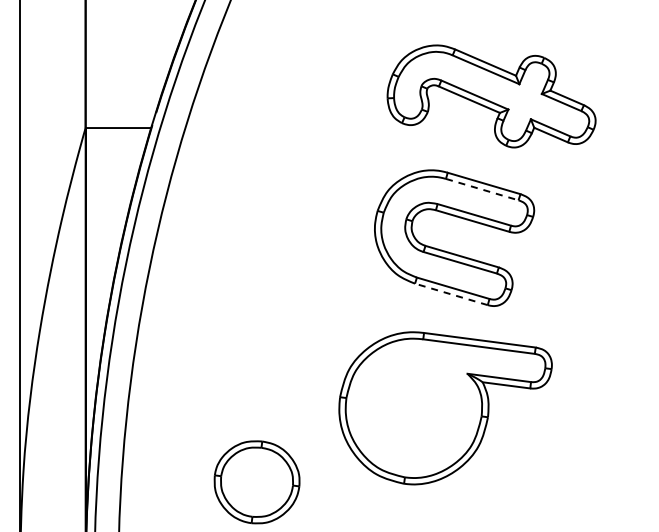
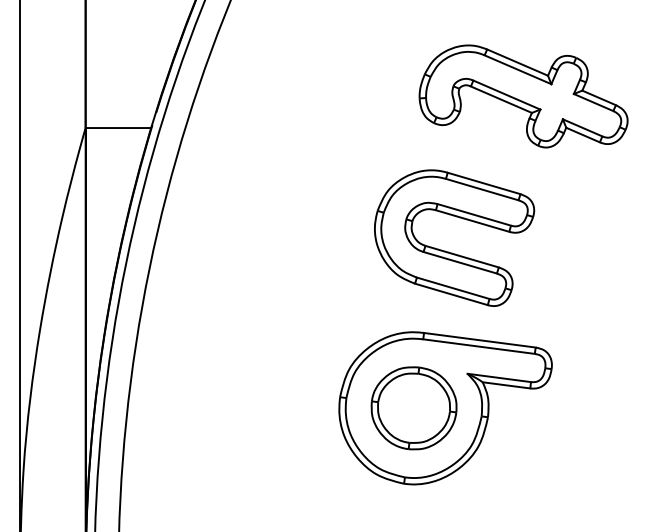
part position: (491, 96) -> (523, 96) (523, 96)
line: dashed -> solid (482, 189)
line: dashed -> solid (451, 294)
part position: (256, 482) -> (413, 408) (413, 408)
